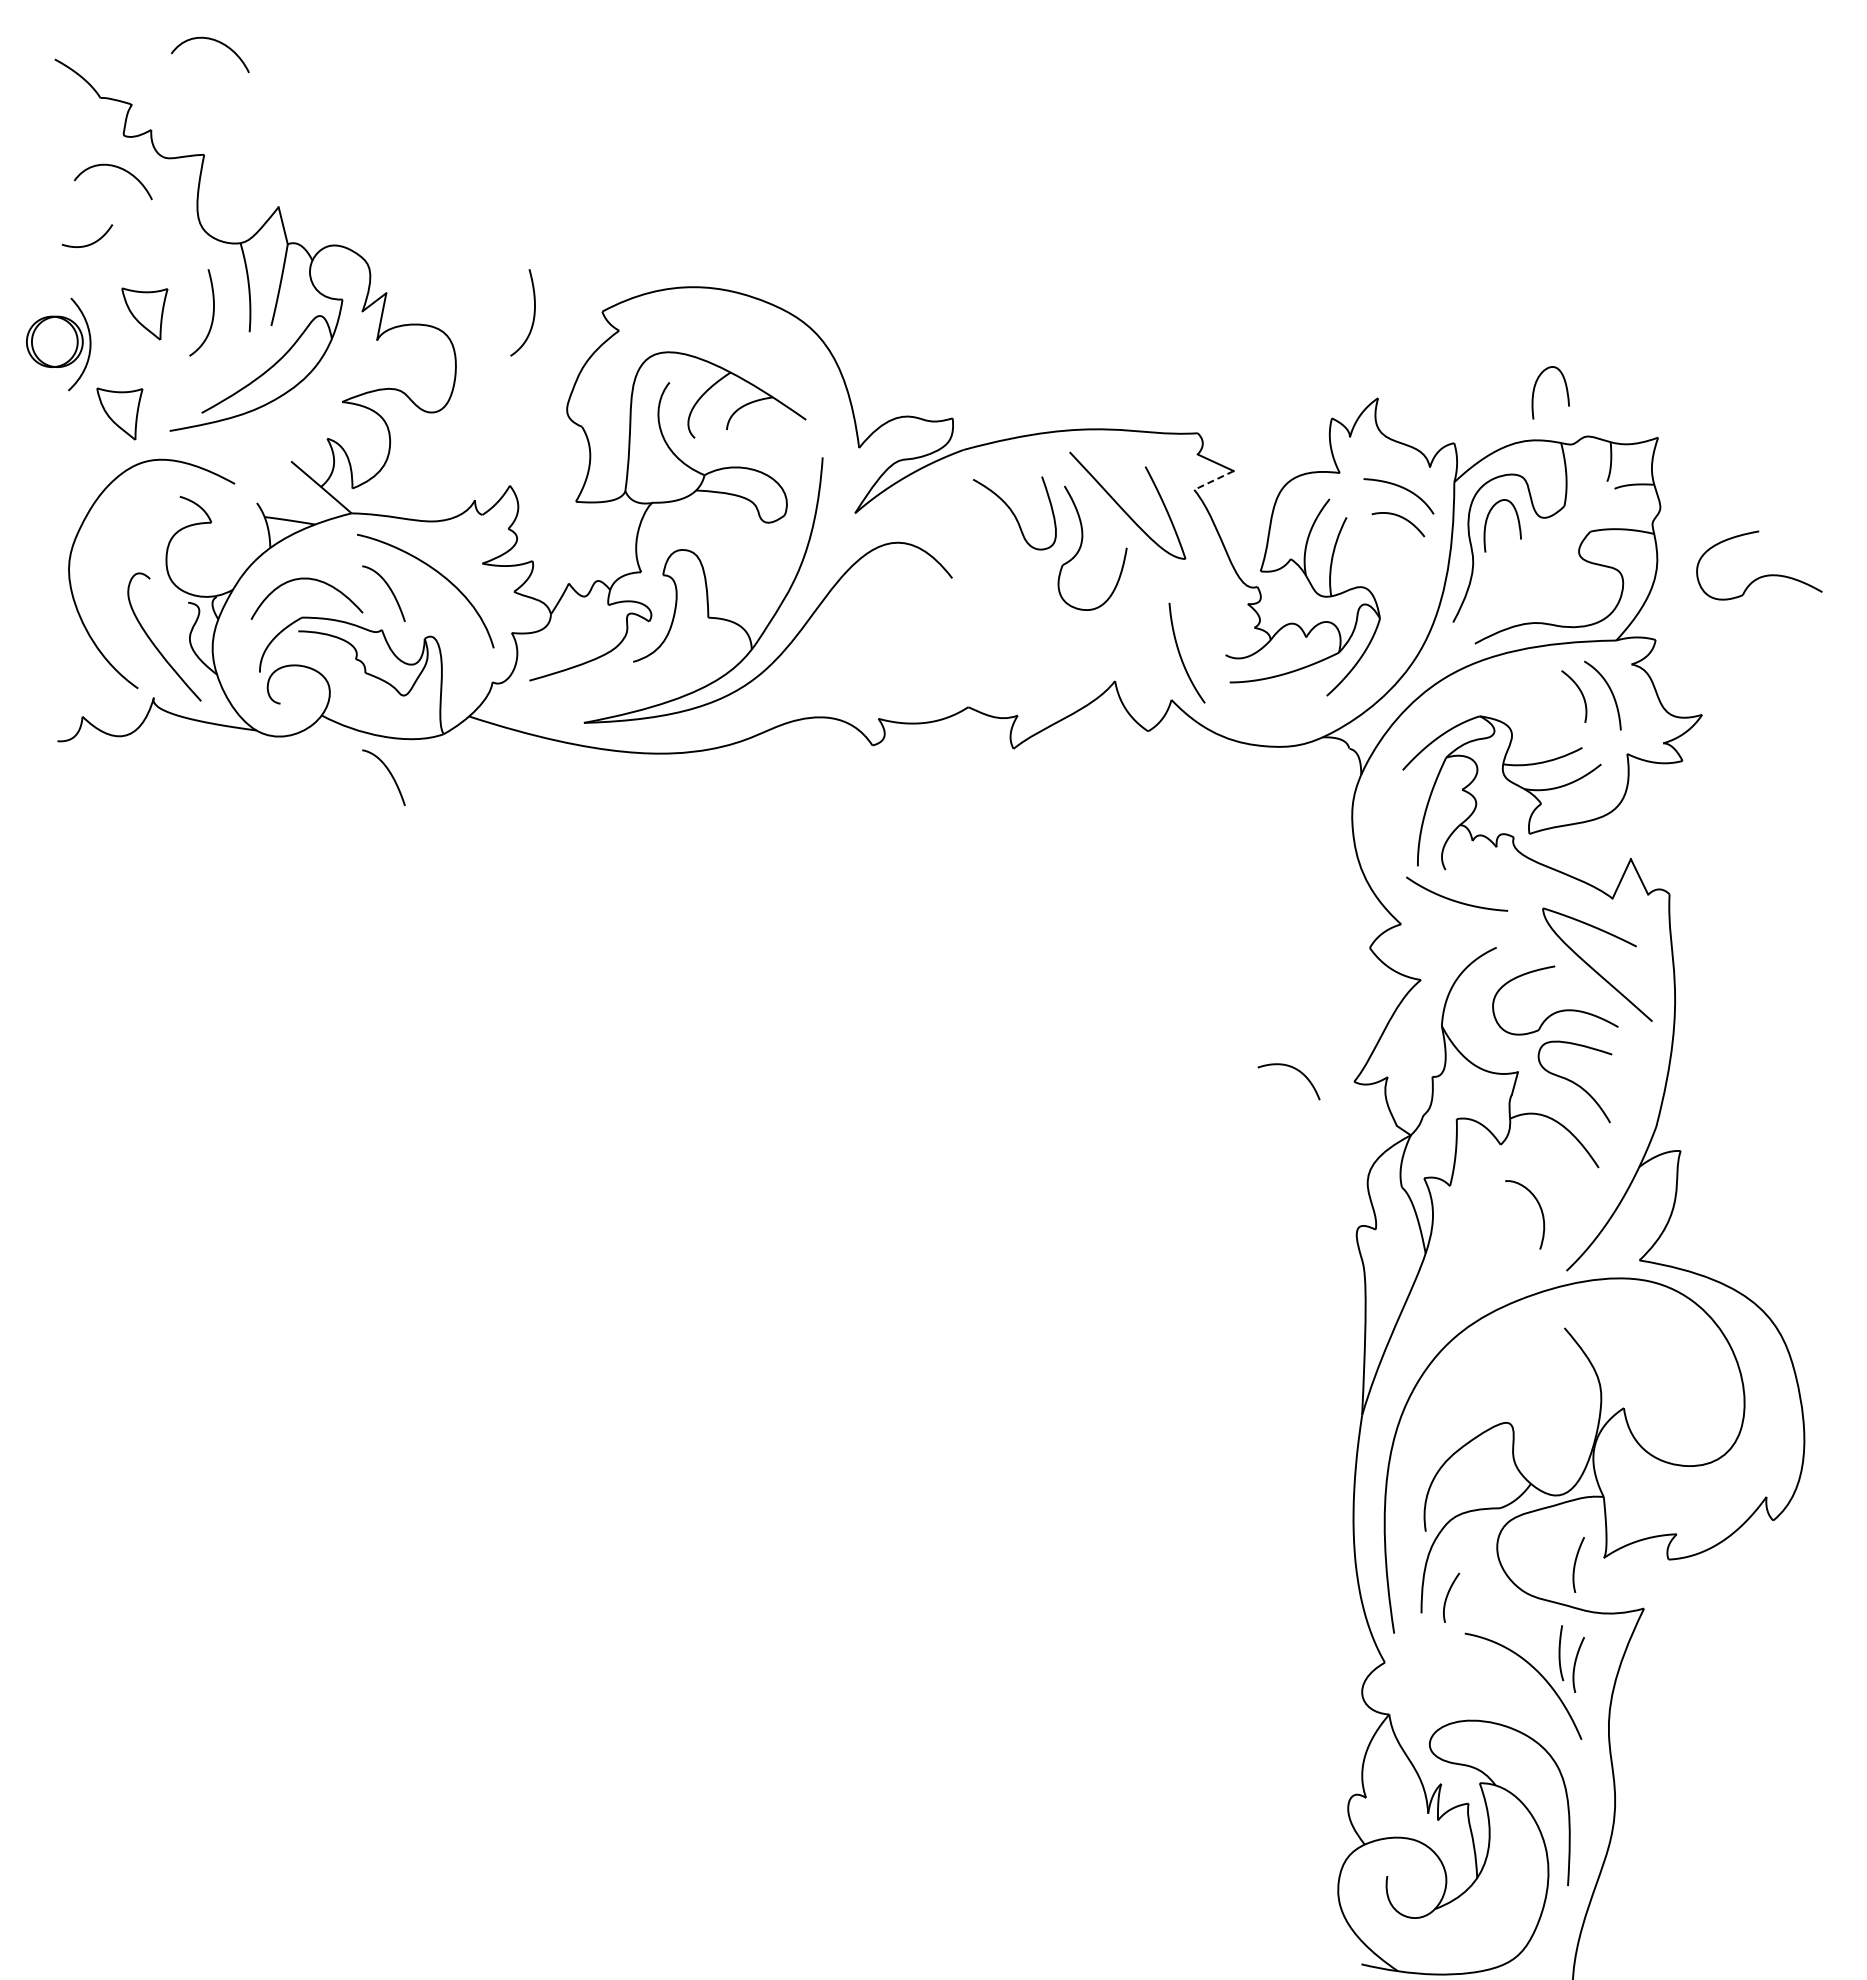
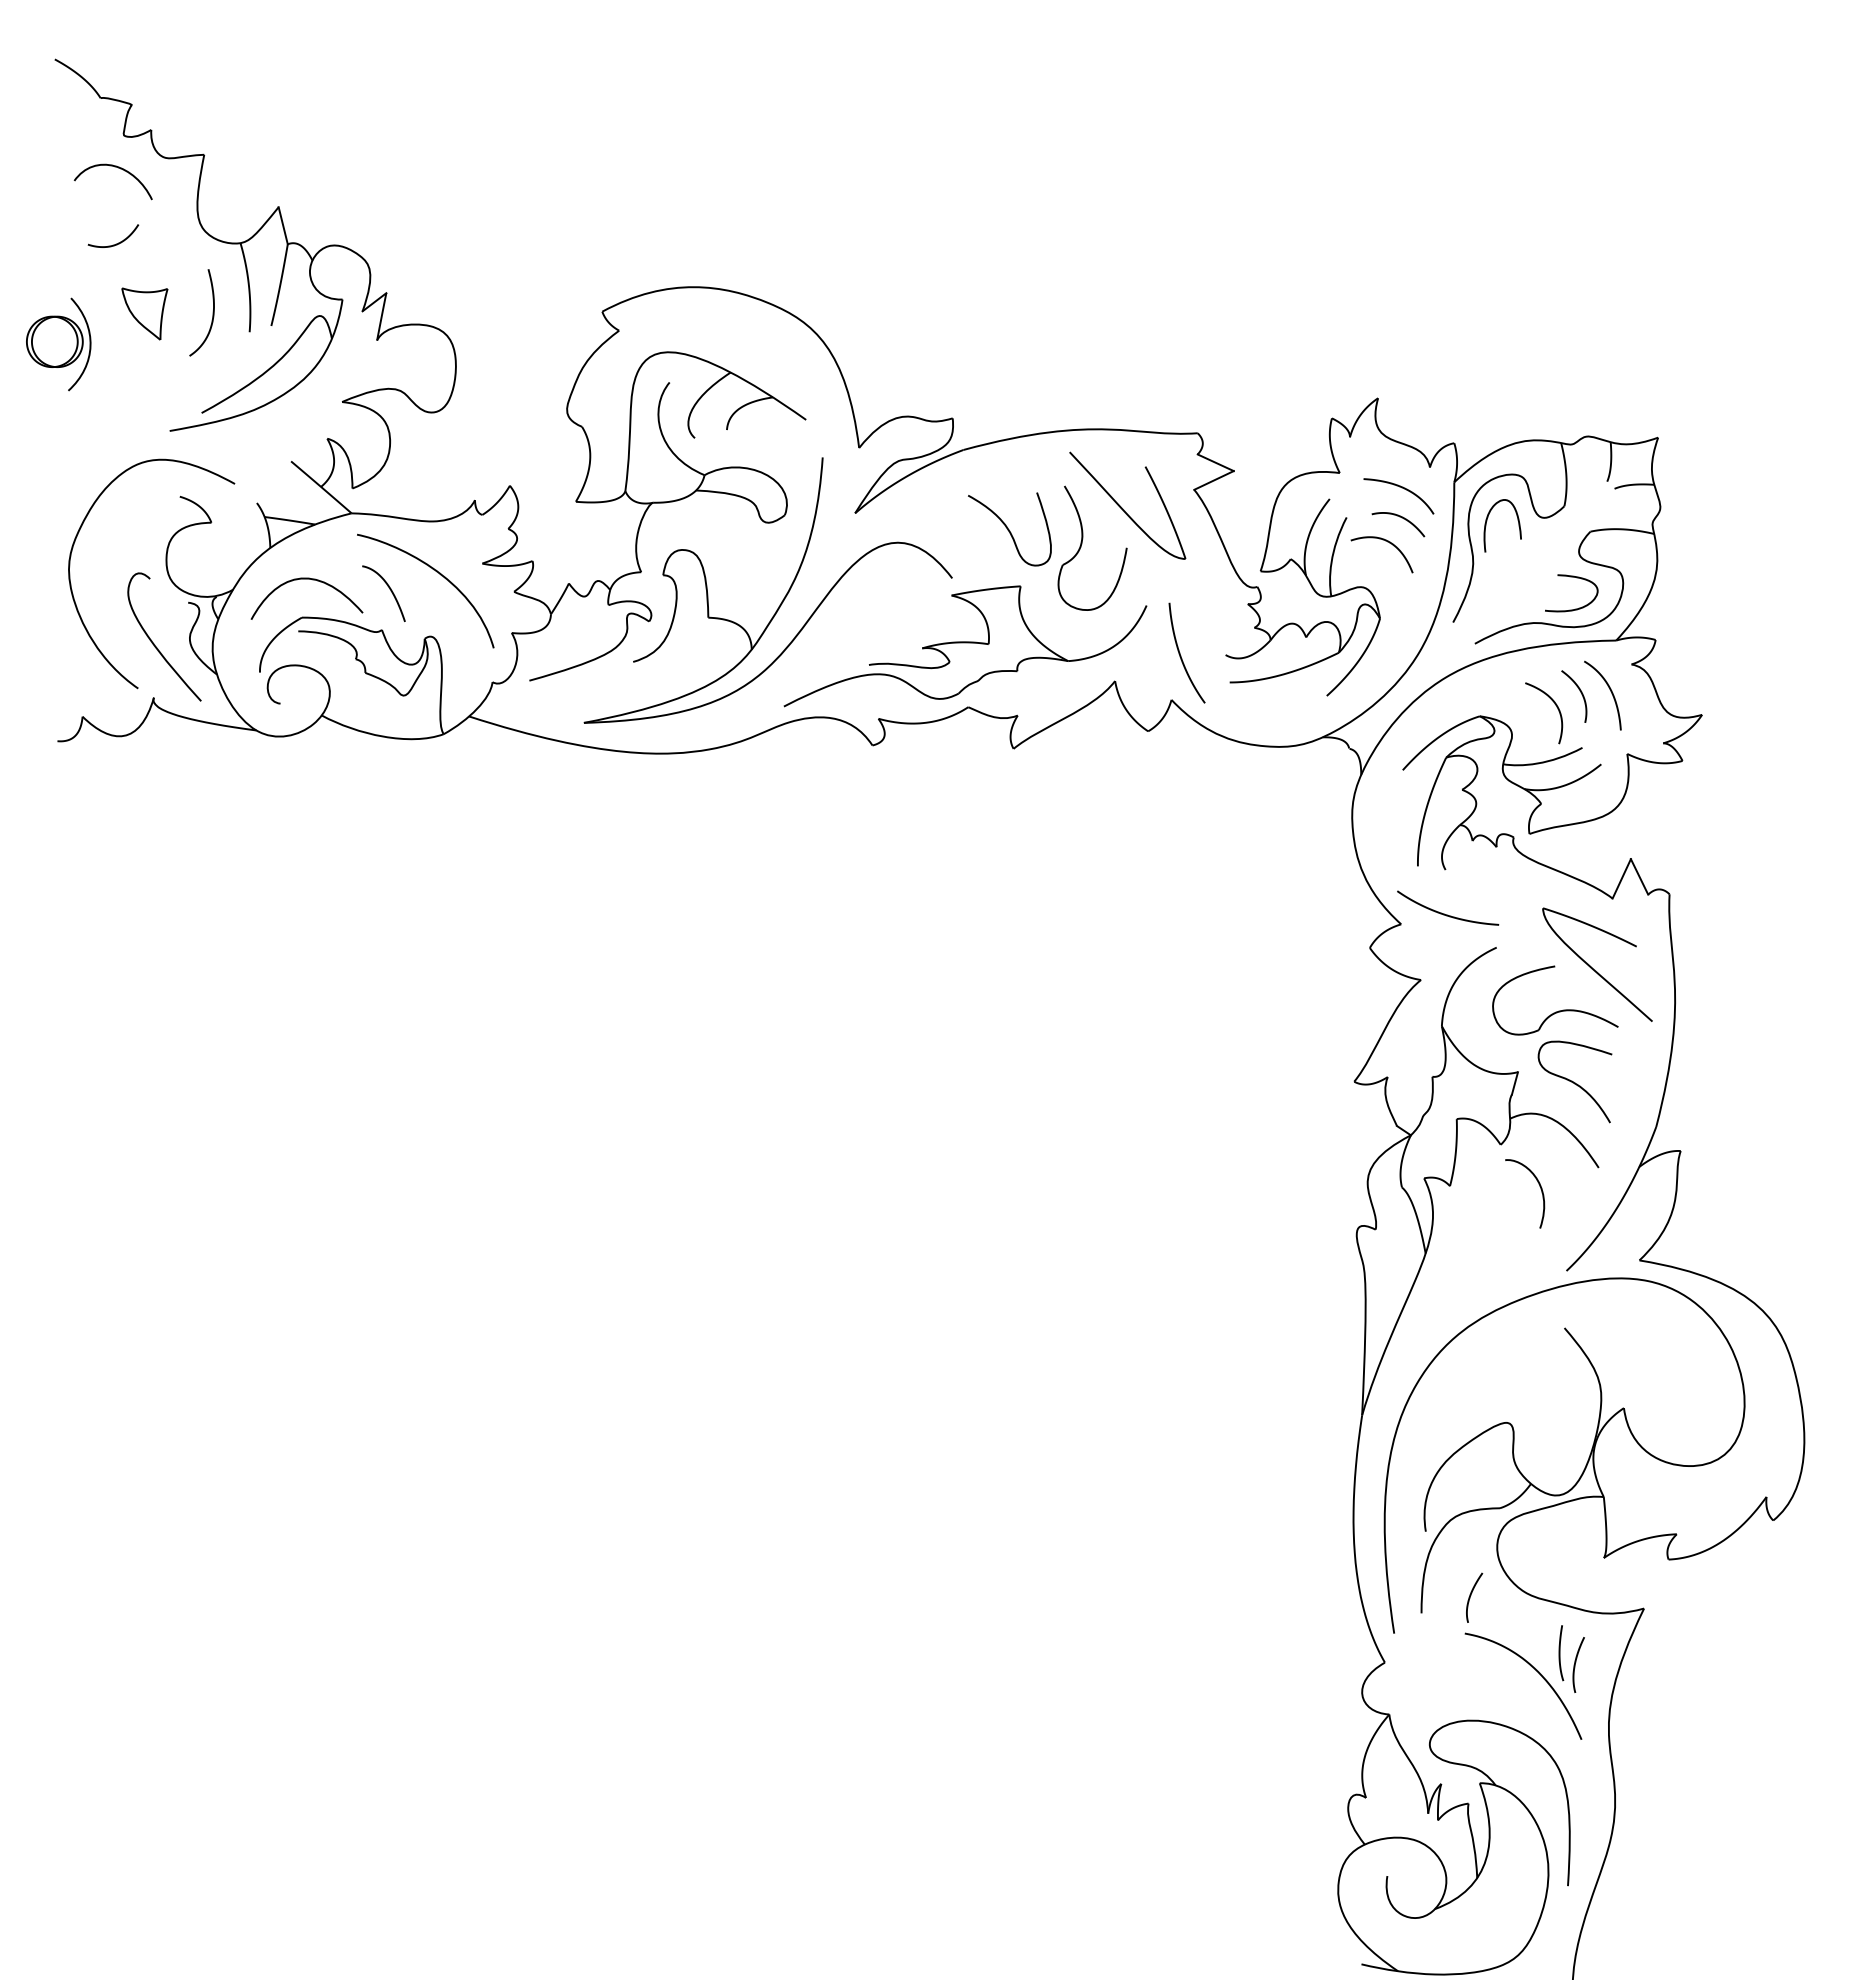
curve: present -> none (211, 40)
curve position: (90, 243) -> (116, 243) (116, 243)
curve: present -> none (533, 312)
curve: present -> none (1535, 388)
part: present -> none (119, 413)
line: dashed -> solid (1214, 480)
curve position: (1014, 513) -> (1009, 529) (1009, 529)
part: present -> none (1762, 575)
curve: none -> present (1575, 608)
part: none -> present (965, 646)
curve: none -> present (1556, 707)
curve: present -> none (389, 773)
curve position: (1456, 900) -> (1447, 914) (1447, 914)
curve position: (1294, 1069) -> (1387, 542) (1387, 542)
curve position: (1540, 1210) -> (1540, 1189) (1540, 1189)
curve: present -> none (1576, 1562)
curve position: (1448, 1595) -> (1471, 1595) (1471, 1595)
